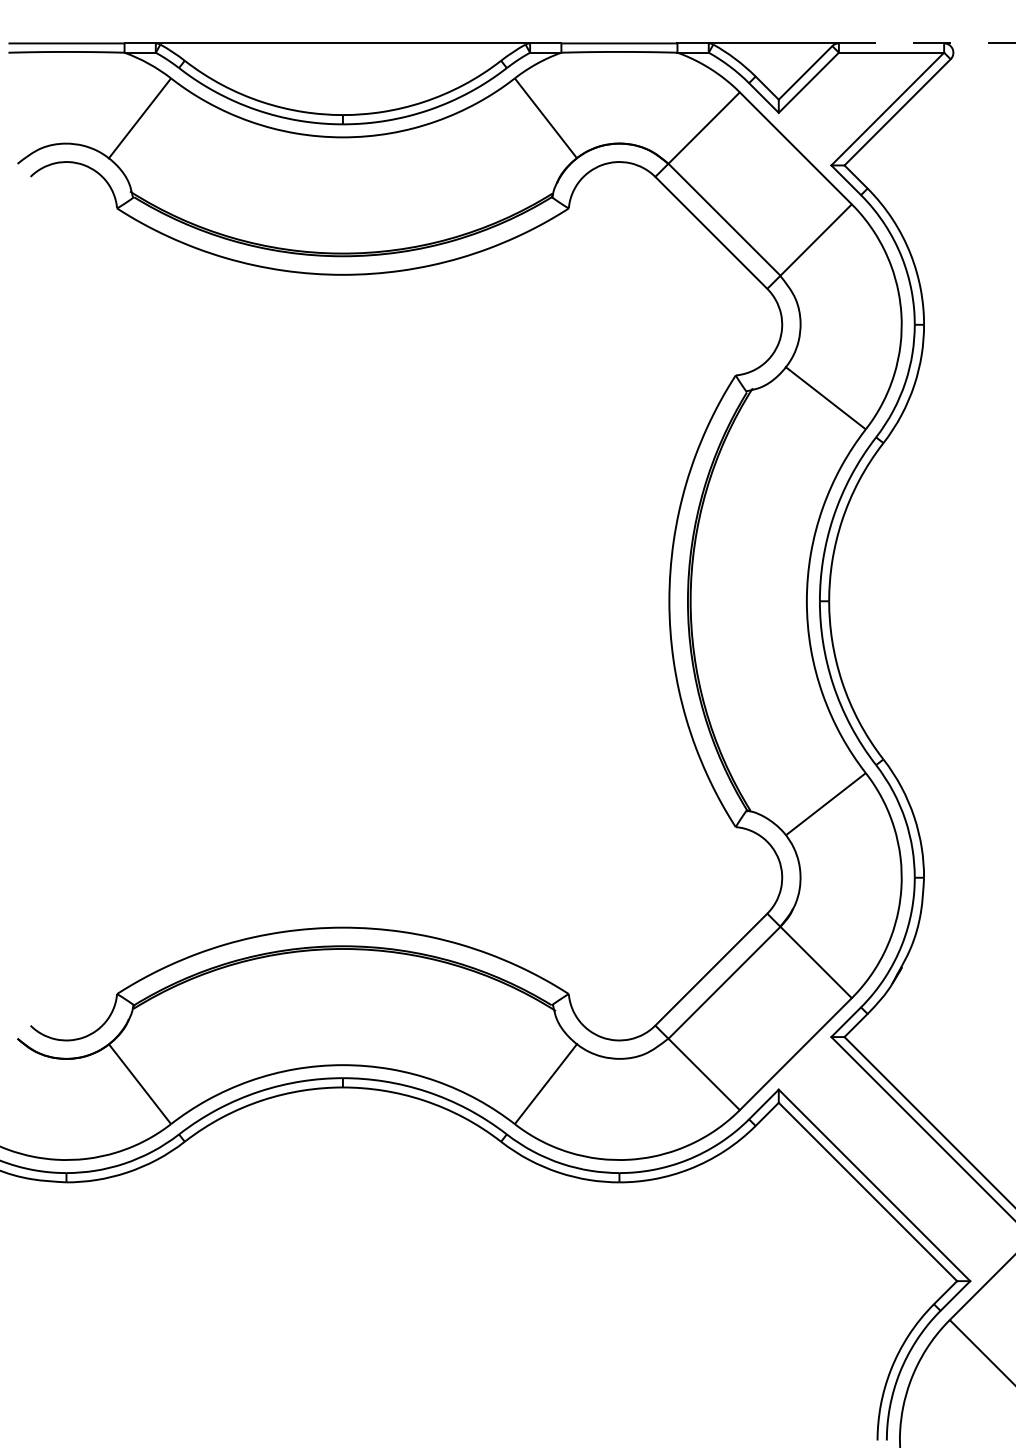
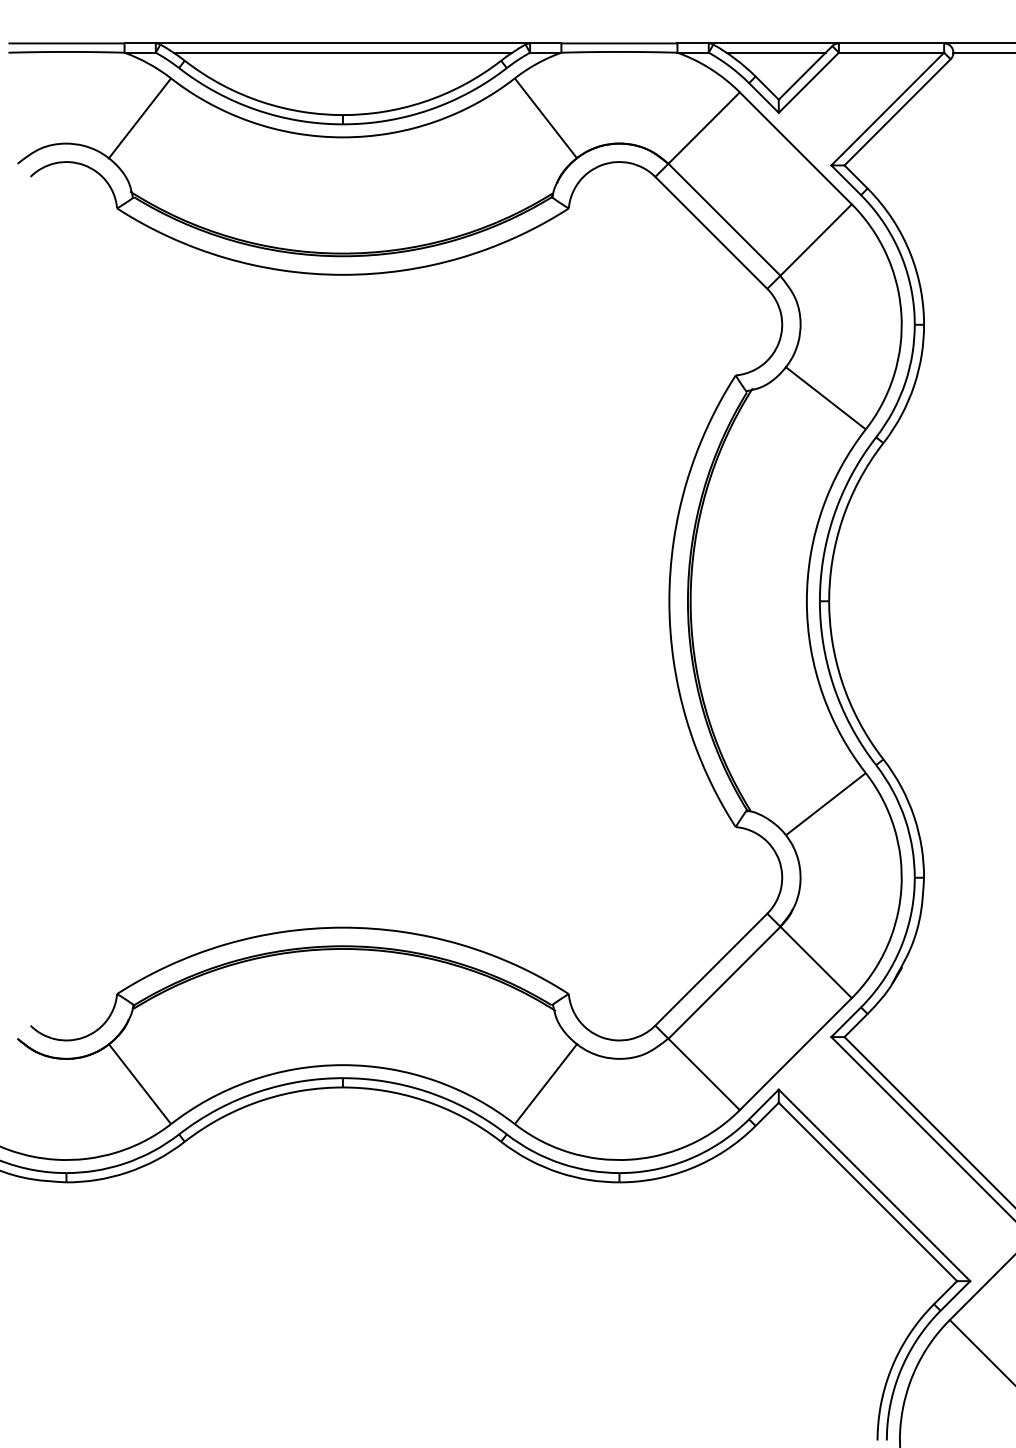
line: dashed -> solid (927, 43)
line: none -> present (342, 52)
line: none -> present (775, 52)
line: none -> present (982, 52)
